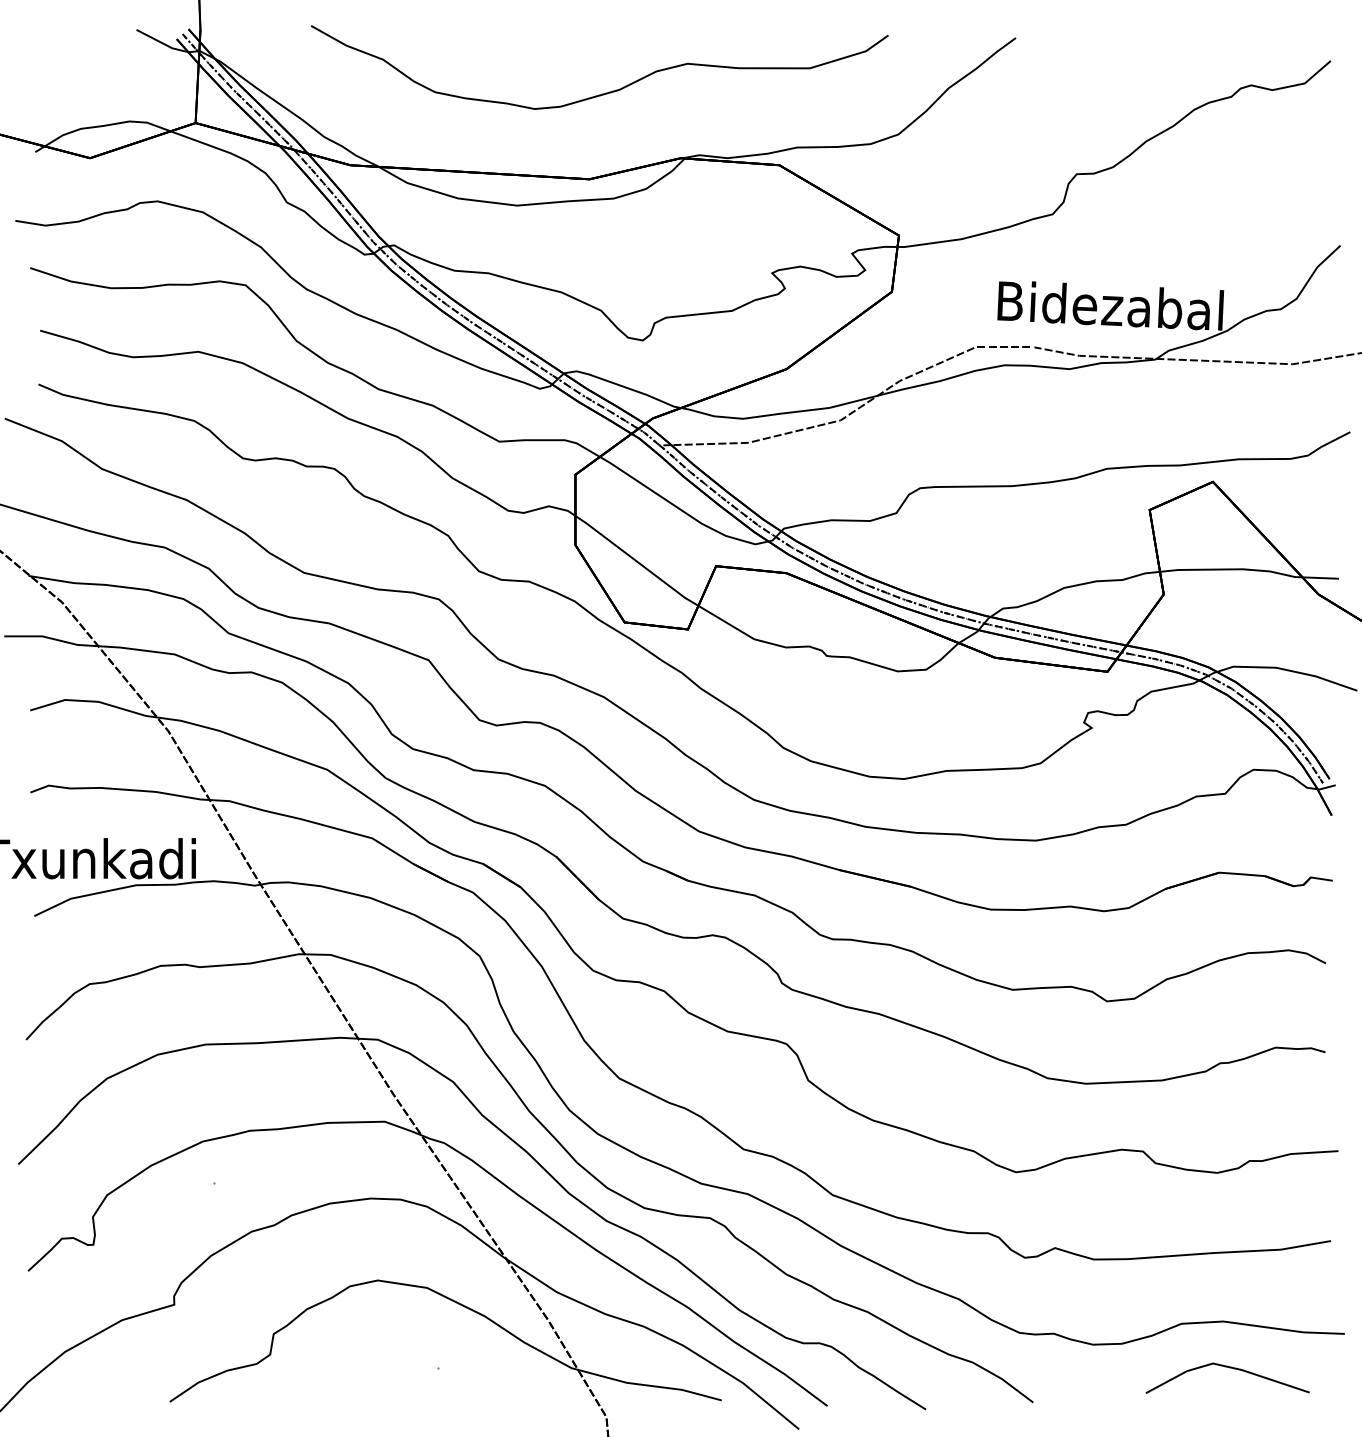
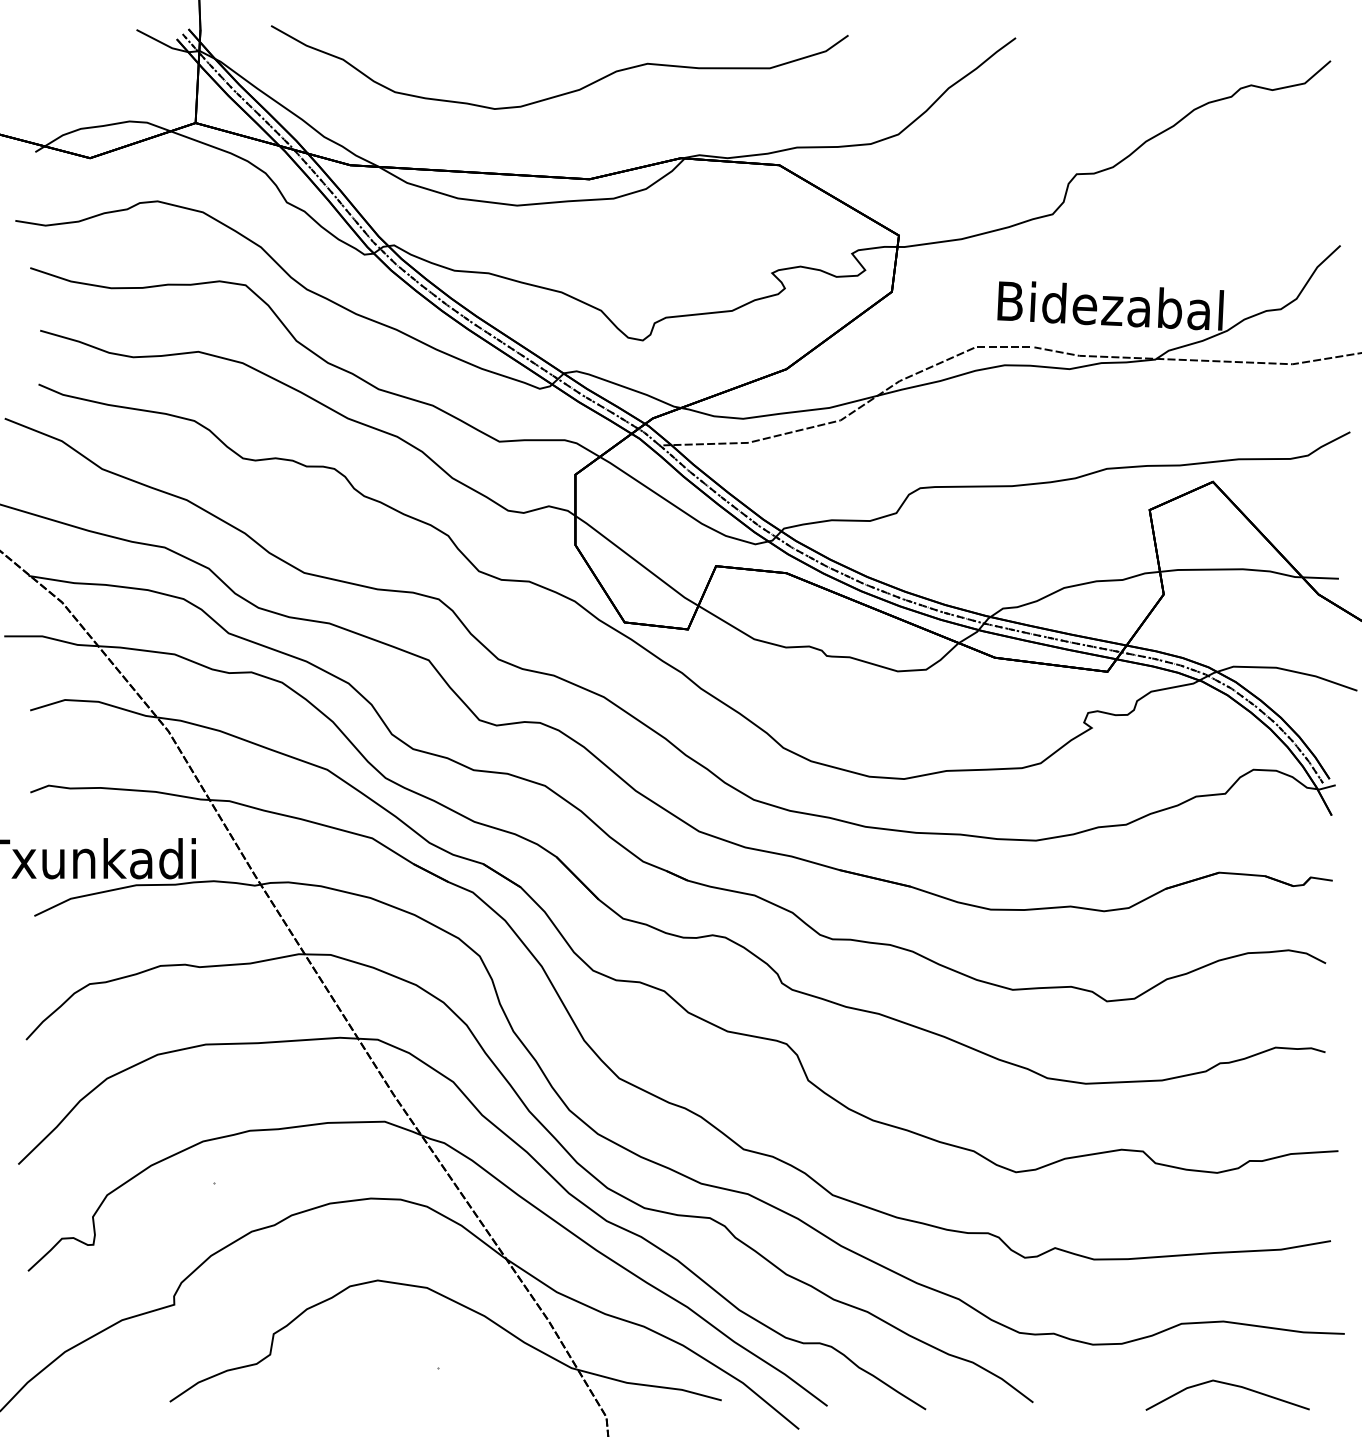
curve position: (605, 92) -> (565, 92) (565, 92)
line position: (1229, 1368) -> (1229, 1385) (1229, 1385)
